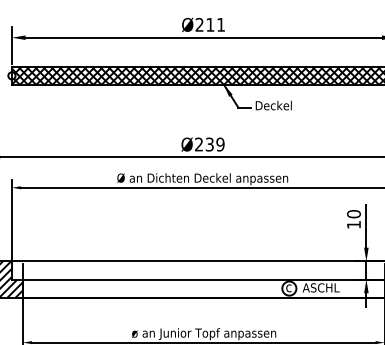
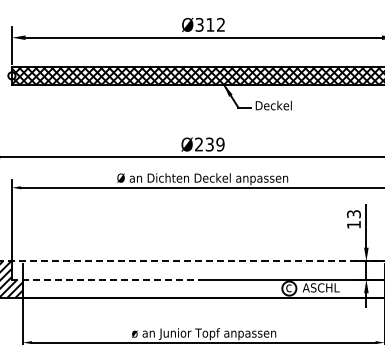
text: Ø211 -> Ø312 (209, 24)
text: 10 -> 13 (353, 214)
line: solid -> dashed (192, 261)
line: solid -> dashed (107, 279)
